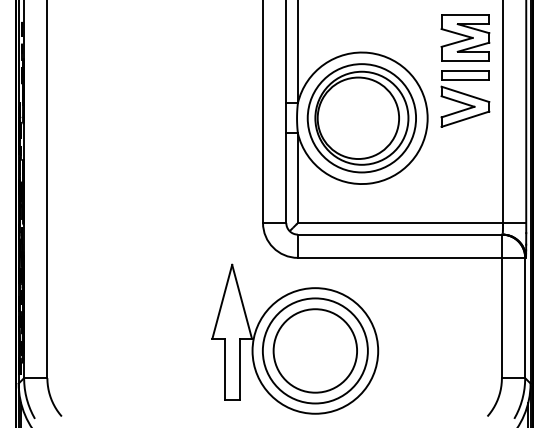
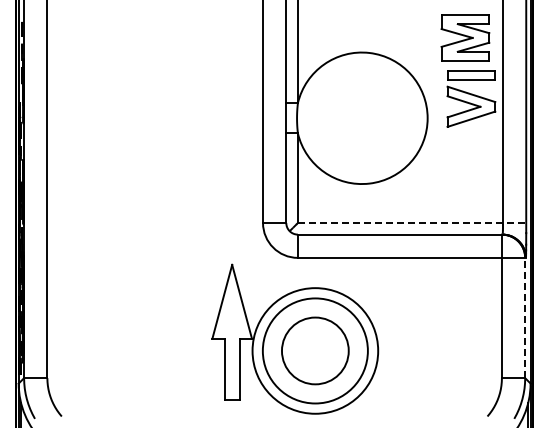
part position: (465, 98) -> (471, 98) (471, 98)
part: present -> none (361, 118)
line: solid -> dashed (412, 223)
line: solid -> dashed (525, 317)
circle diameter: 83 px -> 67 px (314, 350)
